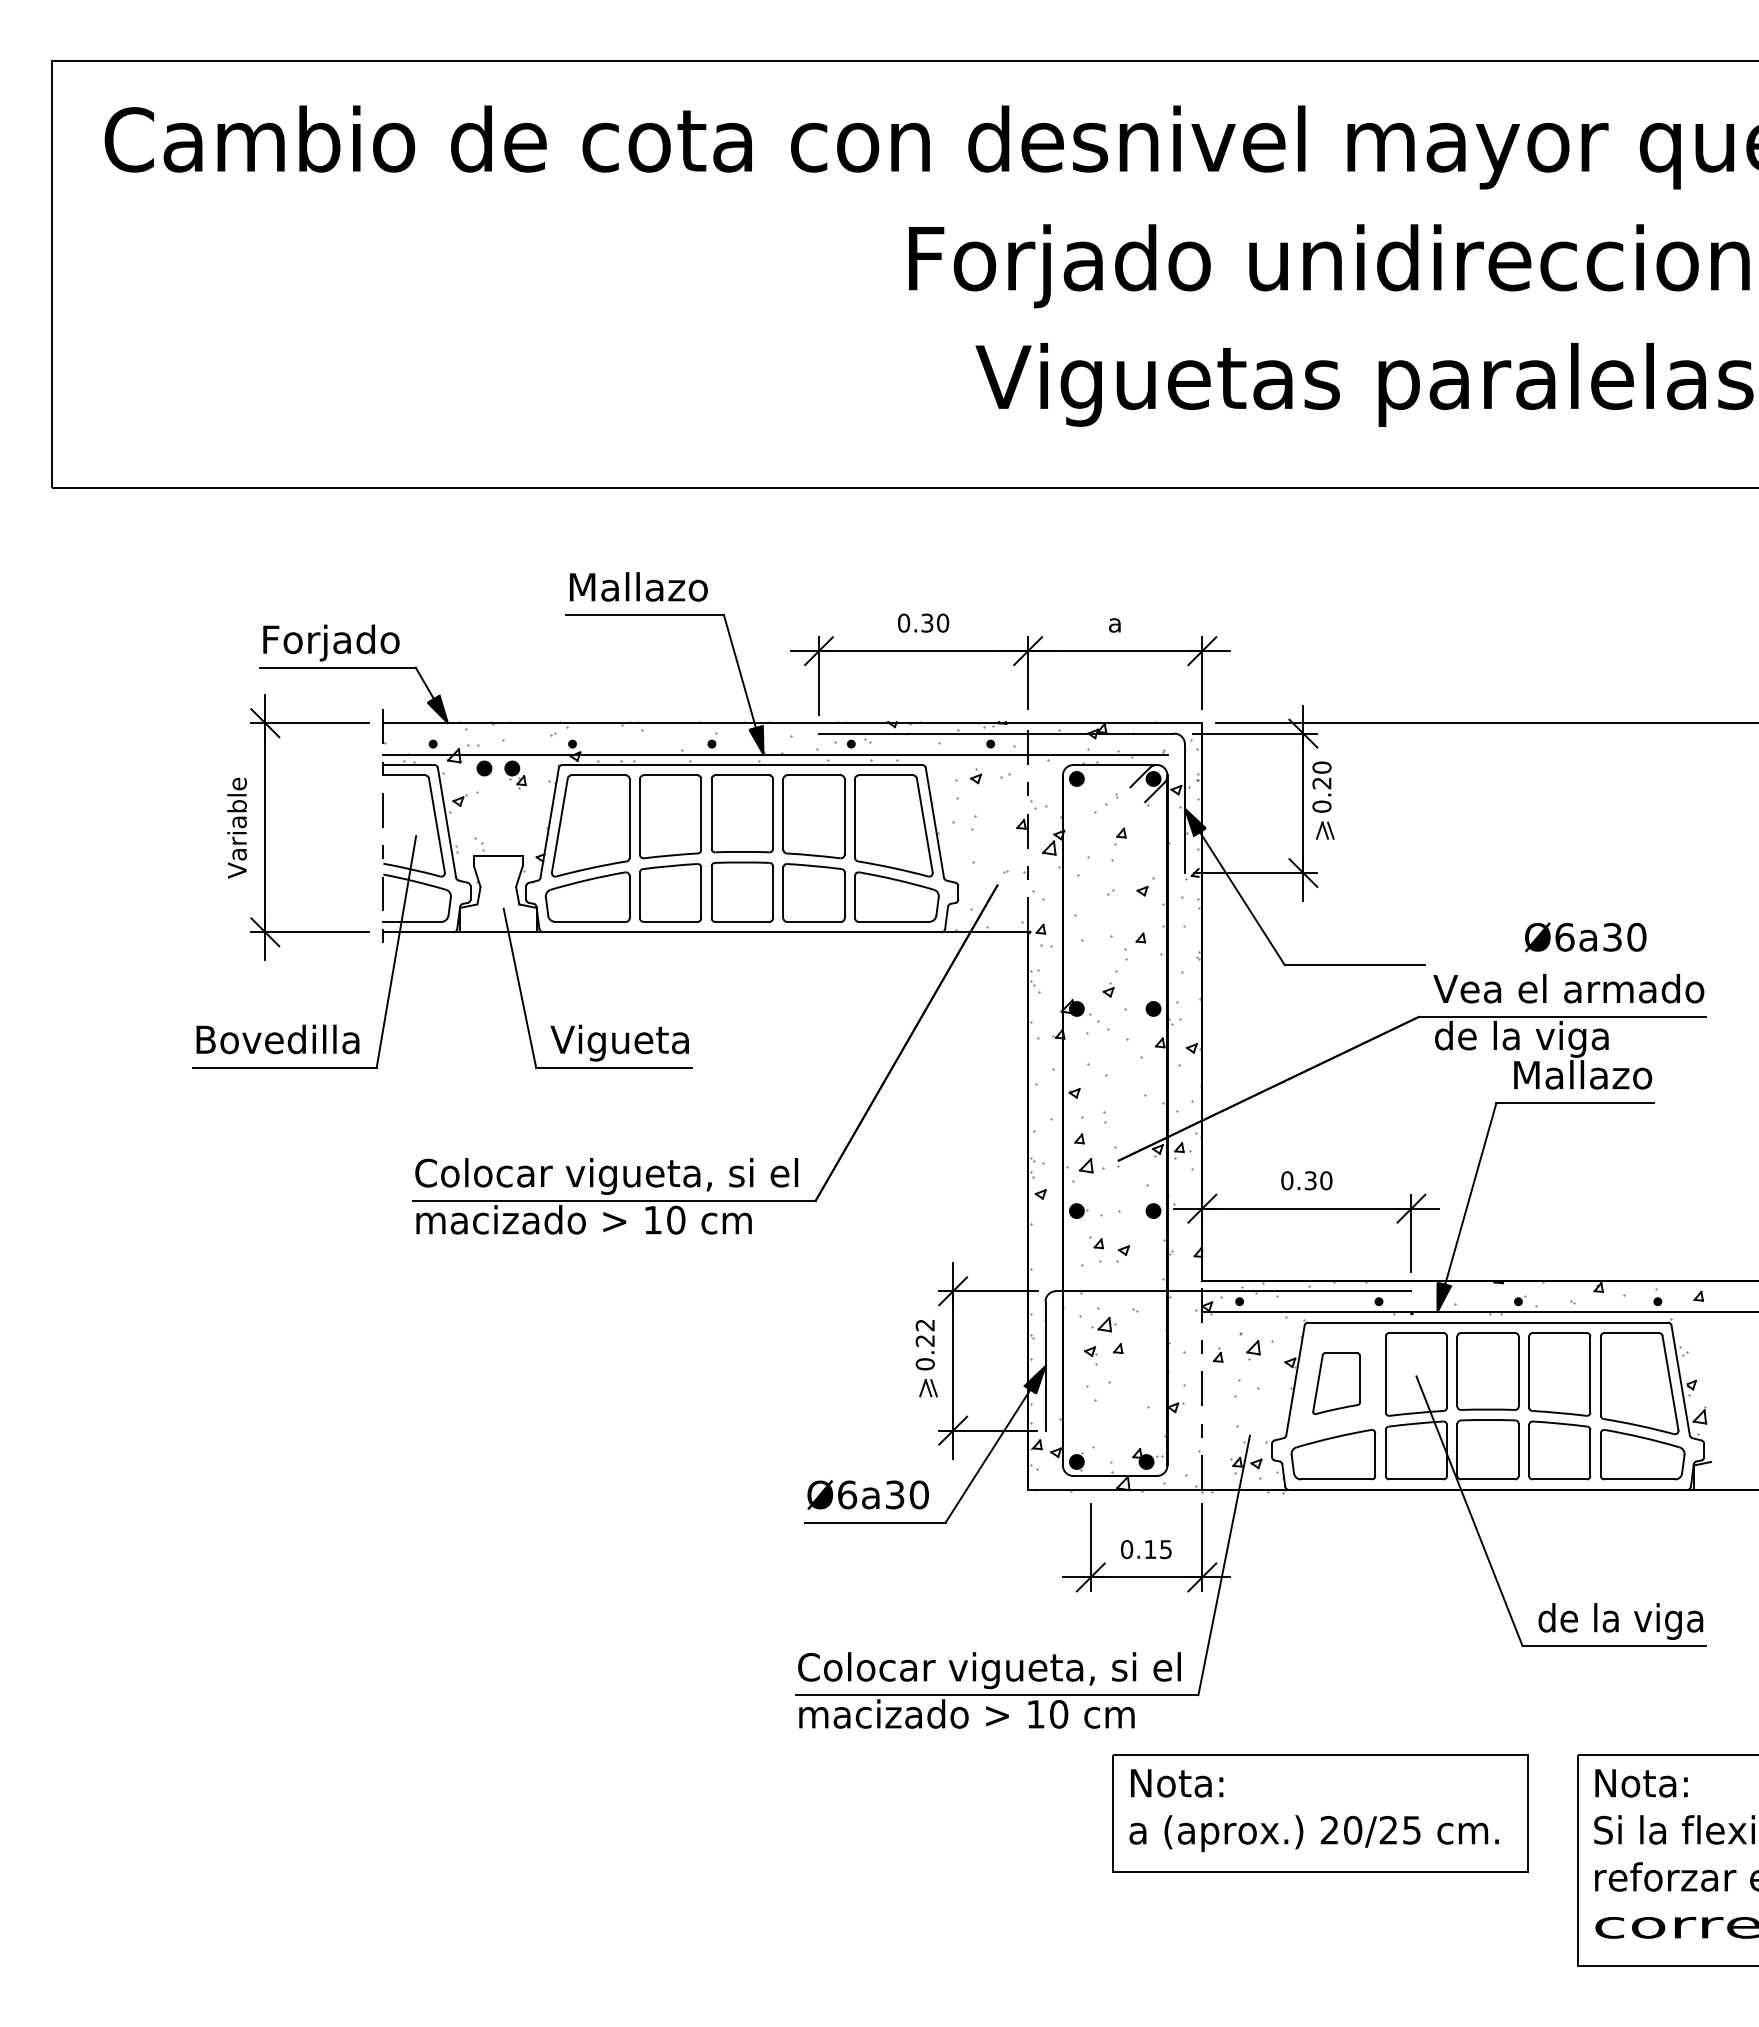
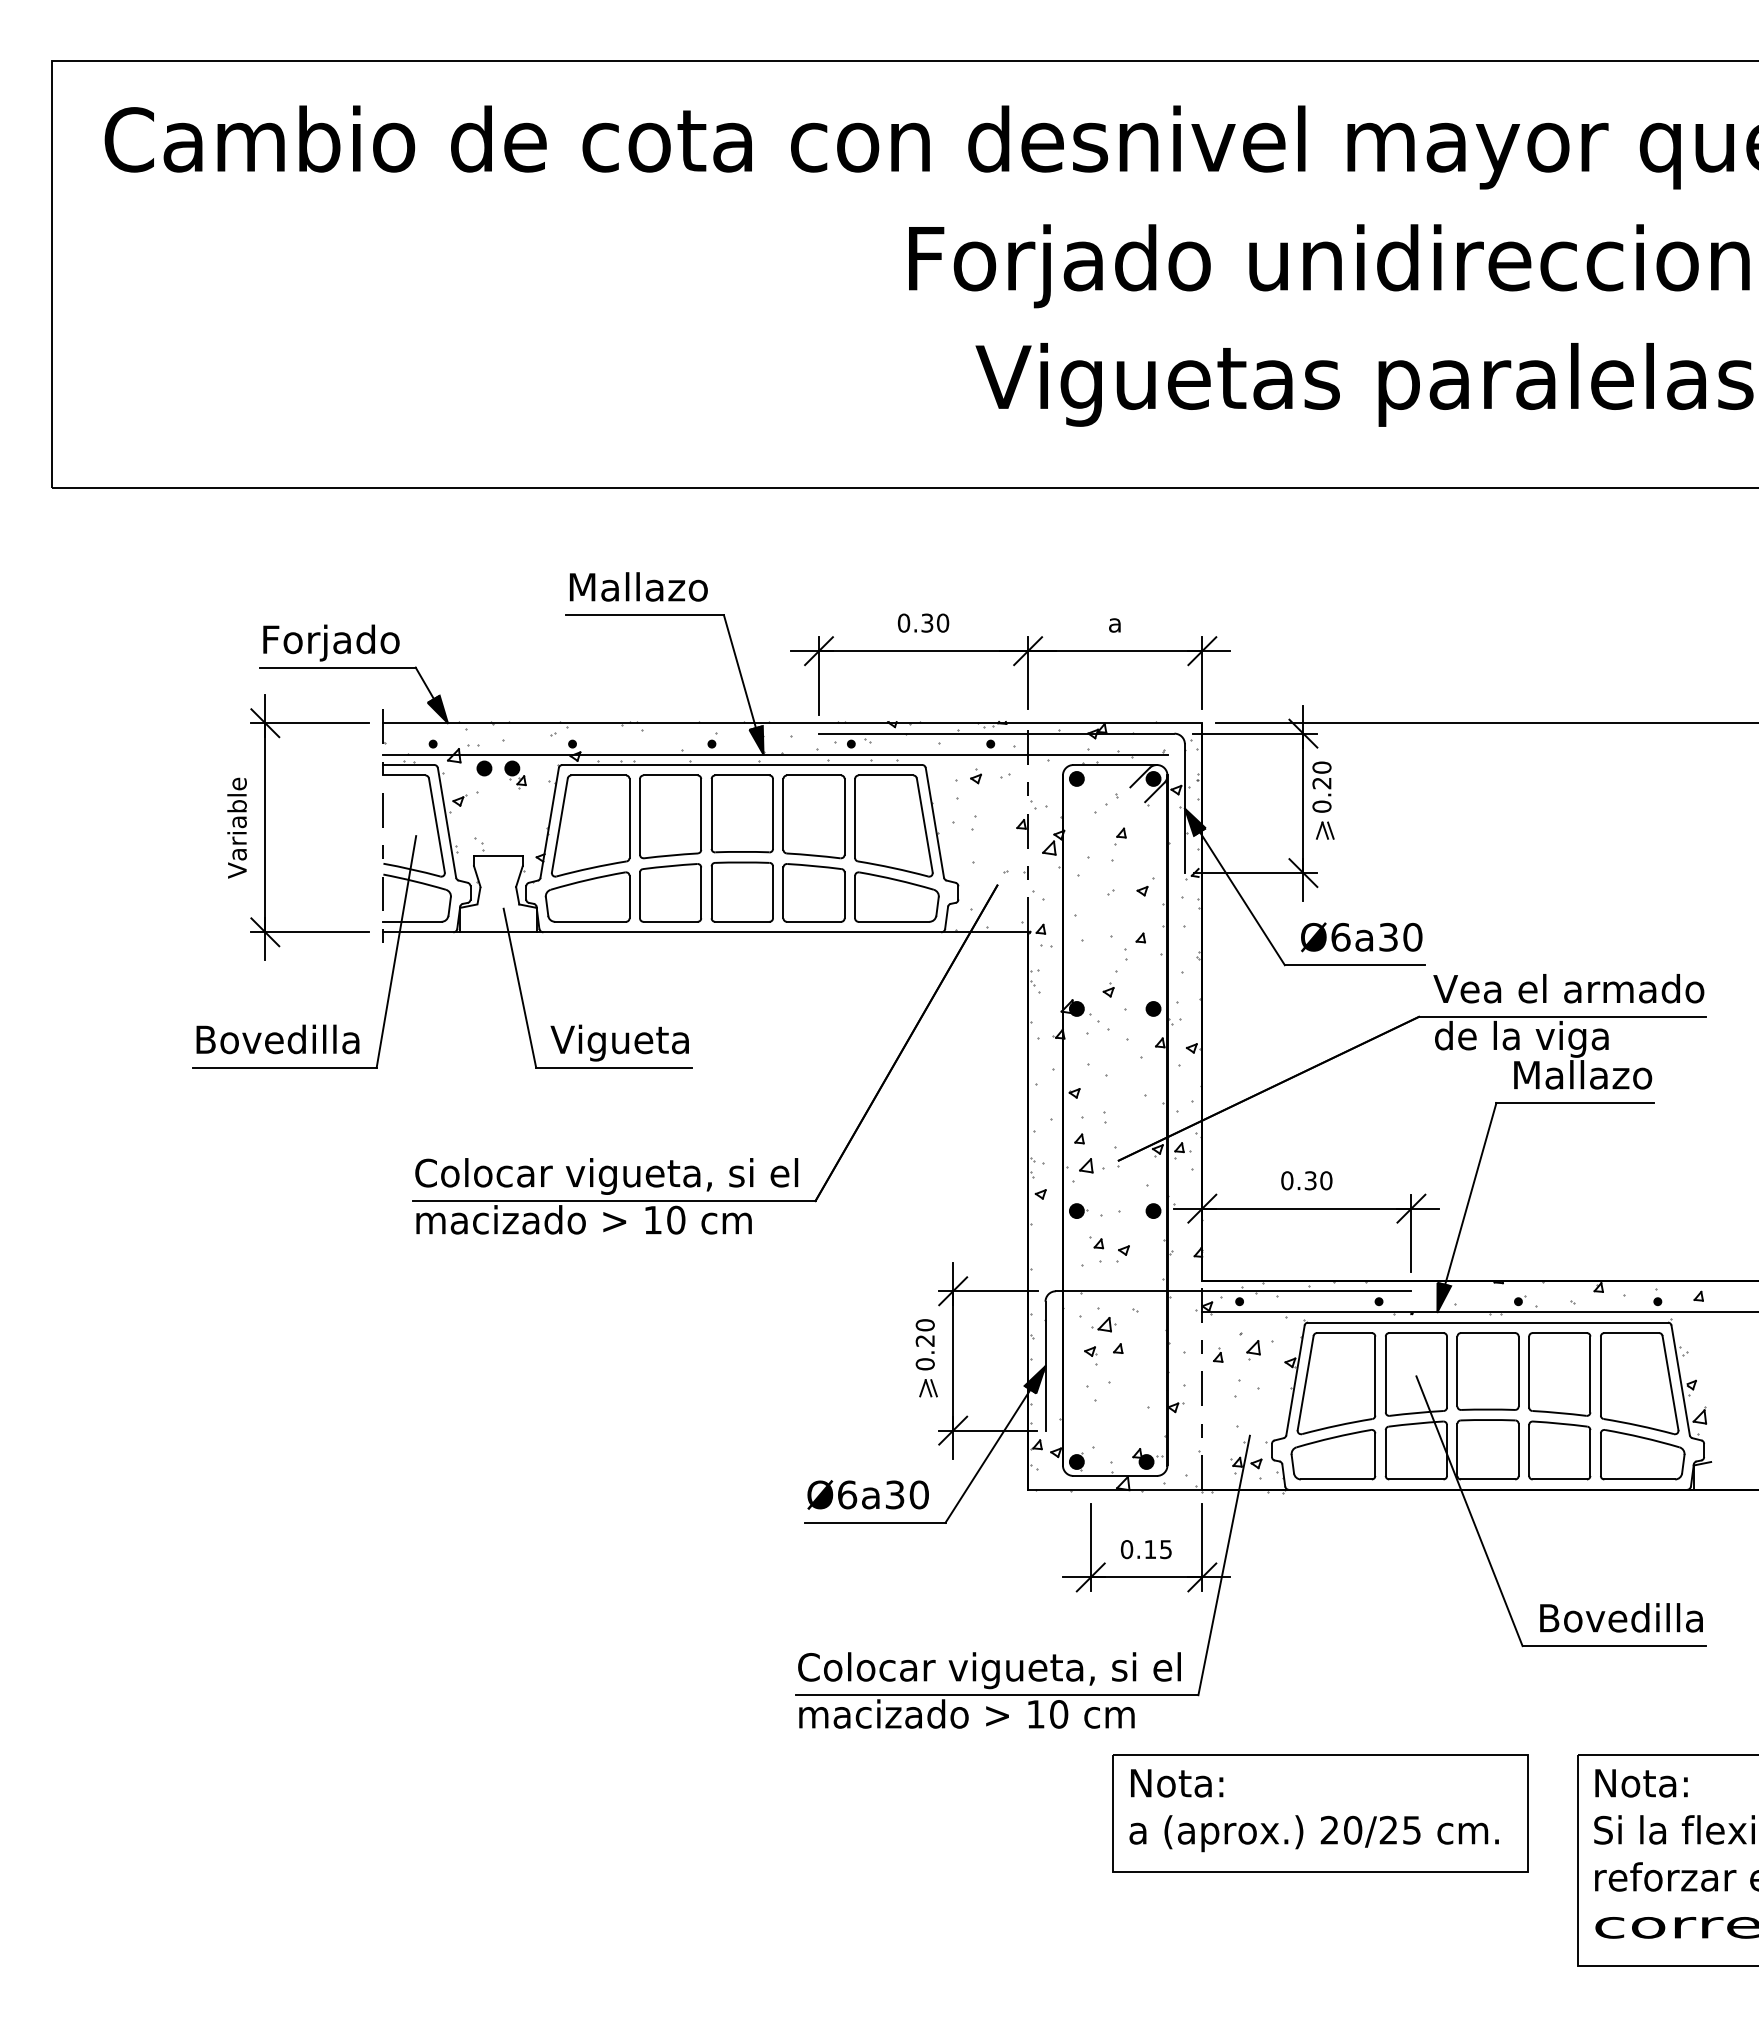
text position: (1585, 937) -> (1361, 937) (1361, 937)
text: 0.22 -> 0.20 (924, 1325)
part size: 49x63 px -> 81x104 px (1336, 1383)
text: de la viga -> Bovedilla (1620, 1621)
